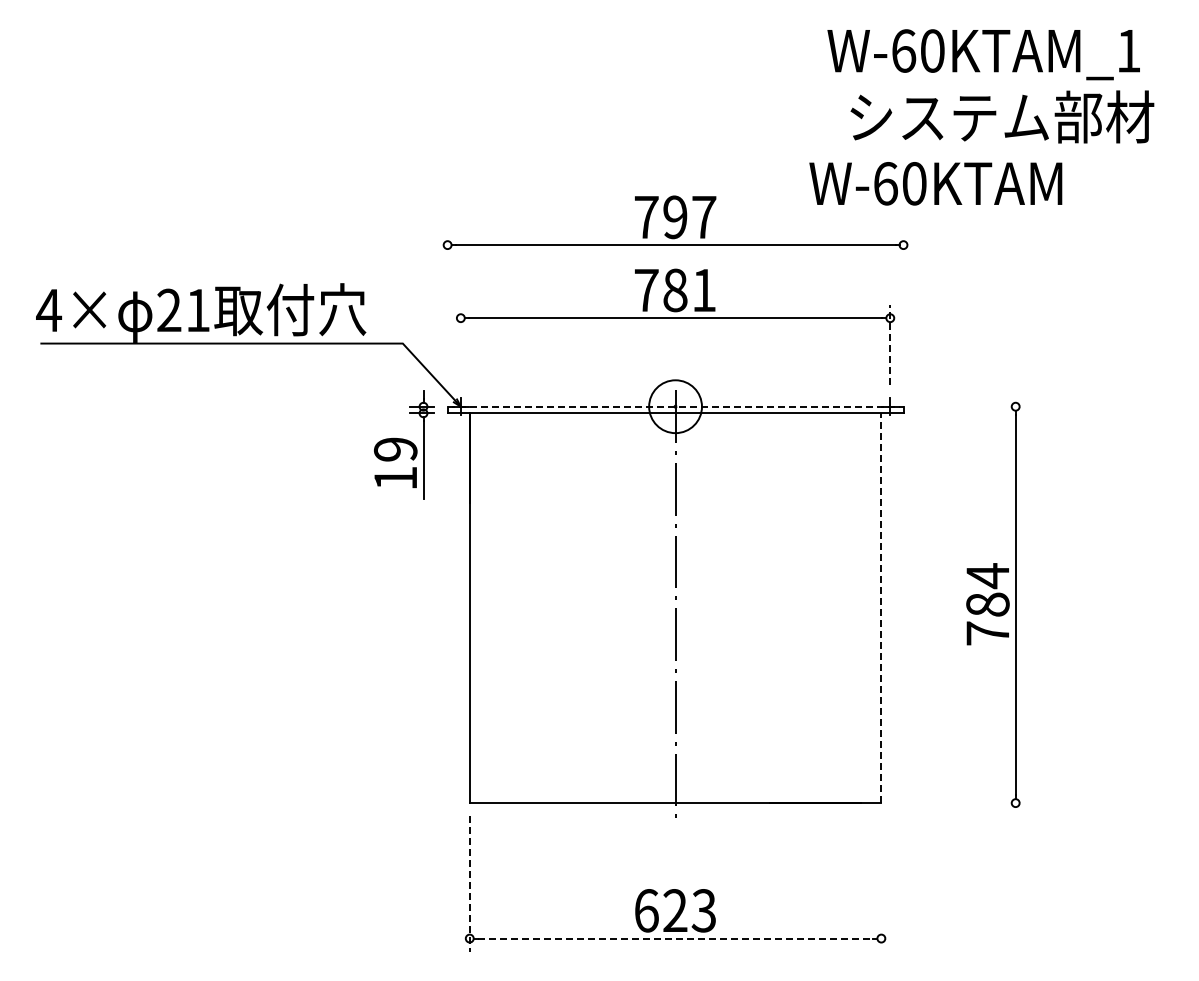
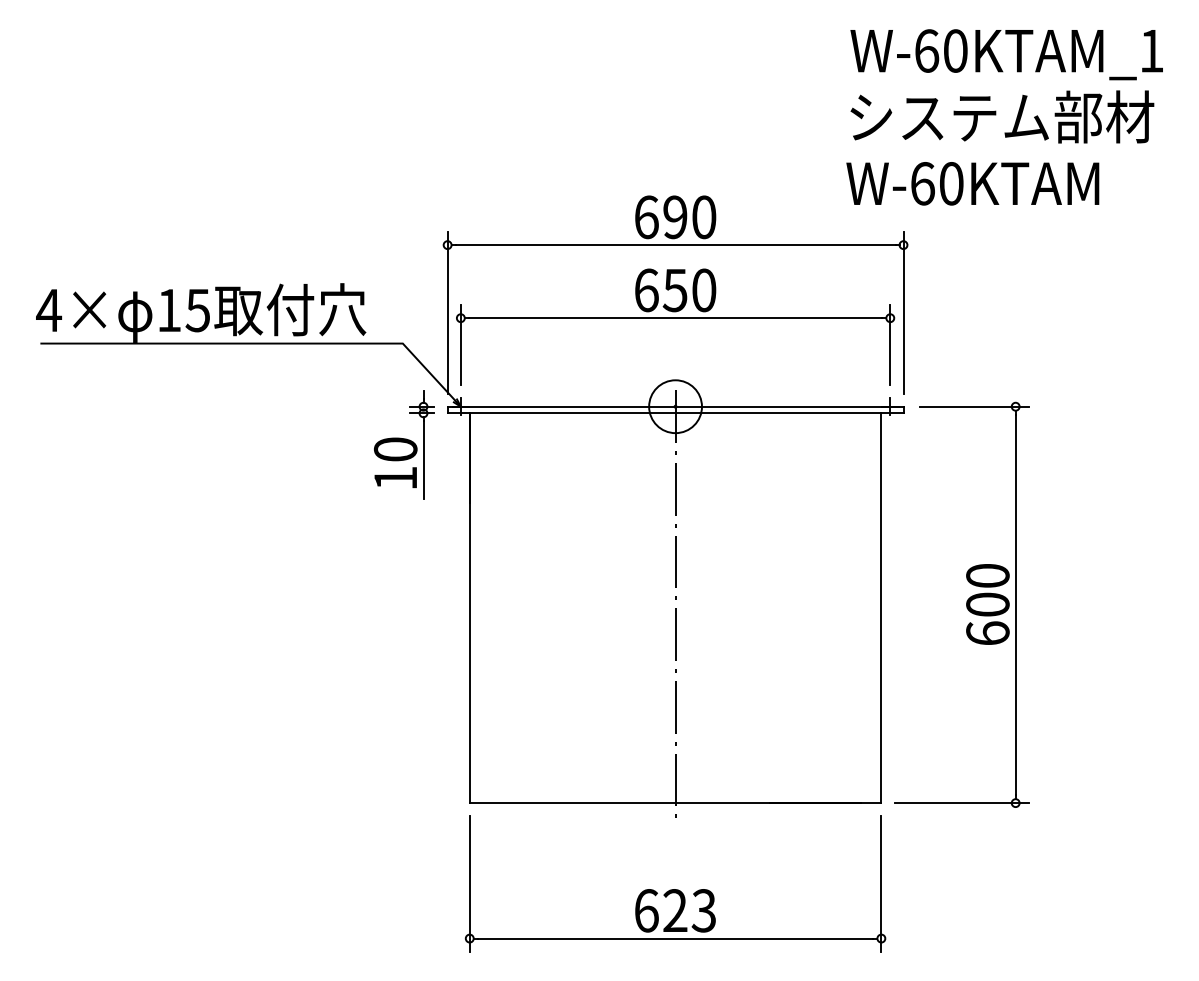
text position: (983, 54) -> (1006, 54) (1006, 54)
text position: (935, 183) -> (972, 183) (972, 183)
text: 797 -> 690 (675, 217)
text: 781 -> 650 (675, 290)
text: 21 -> 15 (183, 310)
line: none -> present (447, 312)
line: none -> present (903, 312)
line: none -> present (460, 344)
line: dashed -> solid (890, 344)
line: dashed -> solid (675, 406)
line: none -> present (974, 406)
text: 19 -> 10 (395, 449)
text: 784 -> 600 (987, 604)
line: dashed -> solid (881, 608)
line: none -> present (961, 803)
line: none -> present (881, 883)
line: dashed -> solid (469, 884)
line: dashed -> solid (675, 938)
